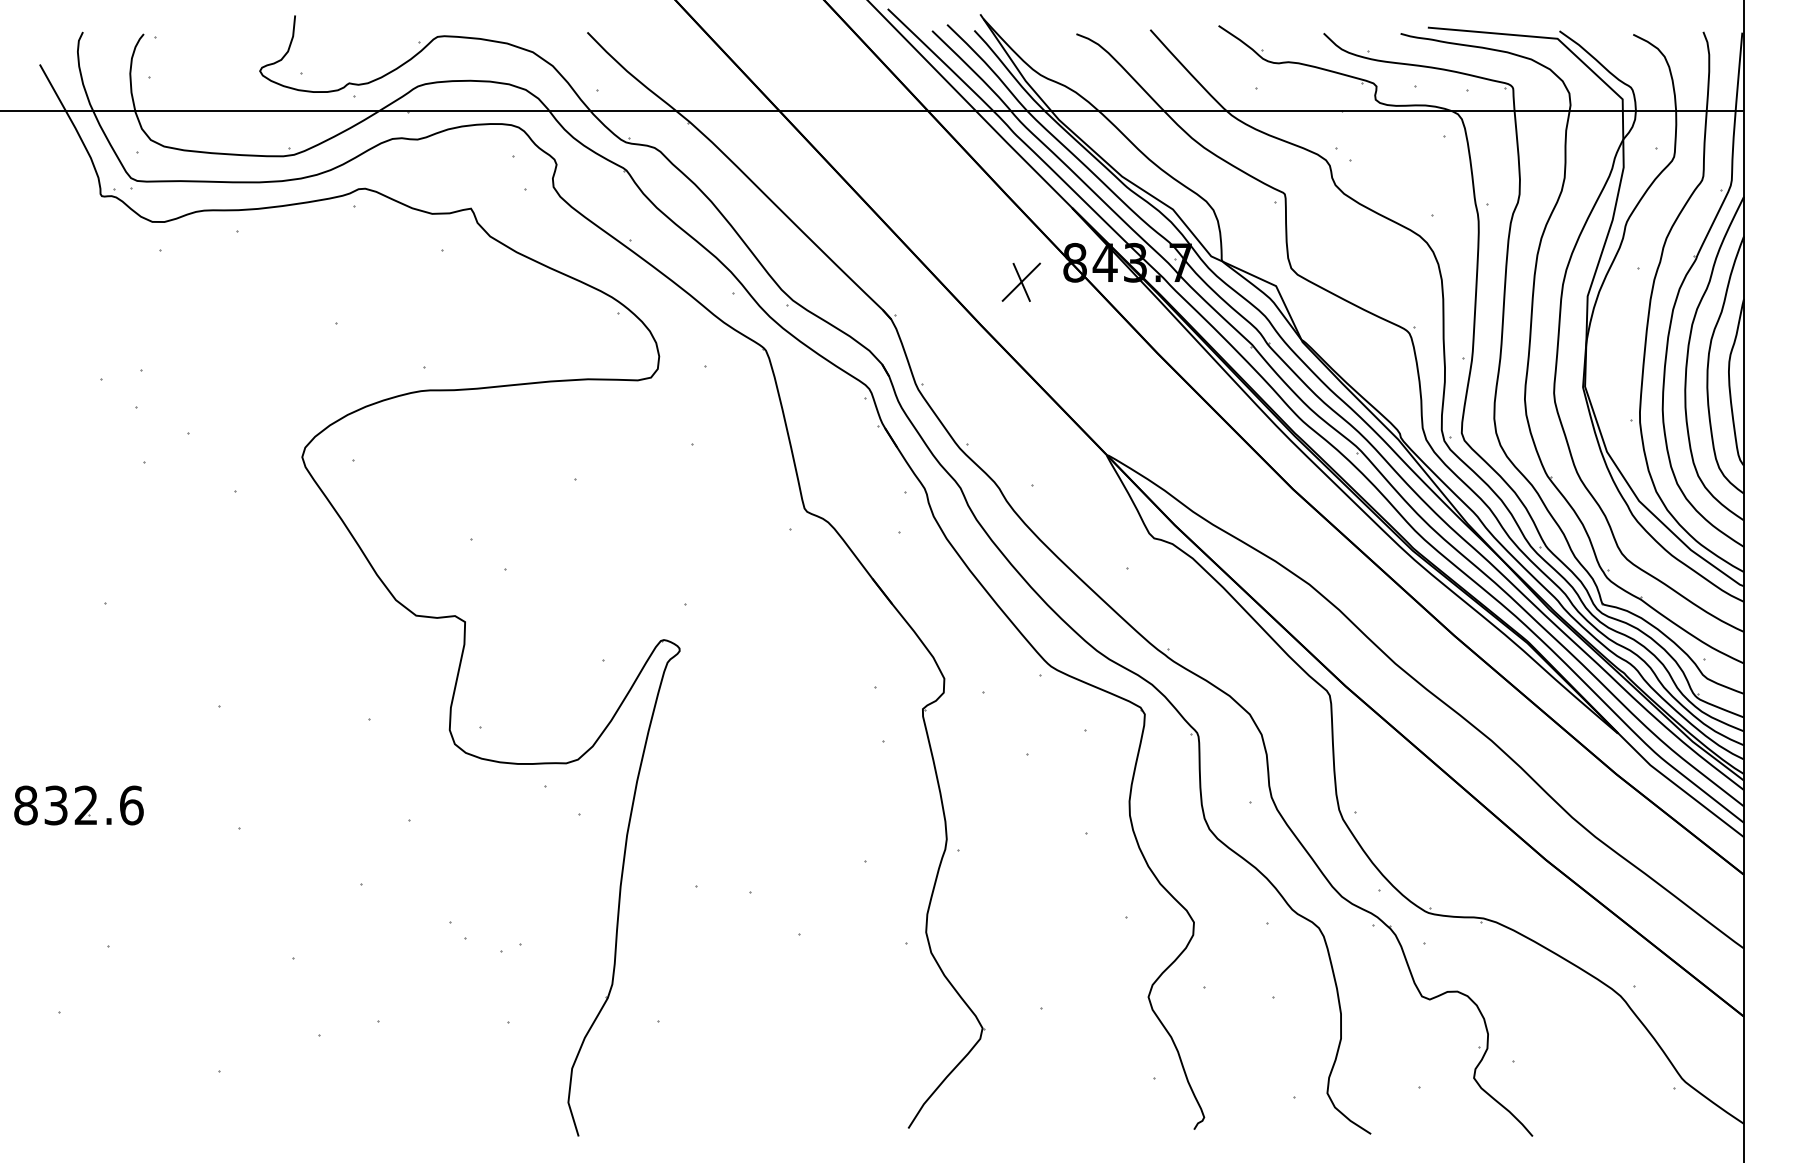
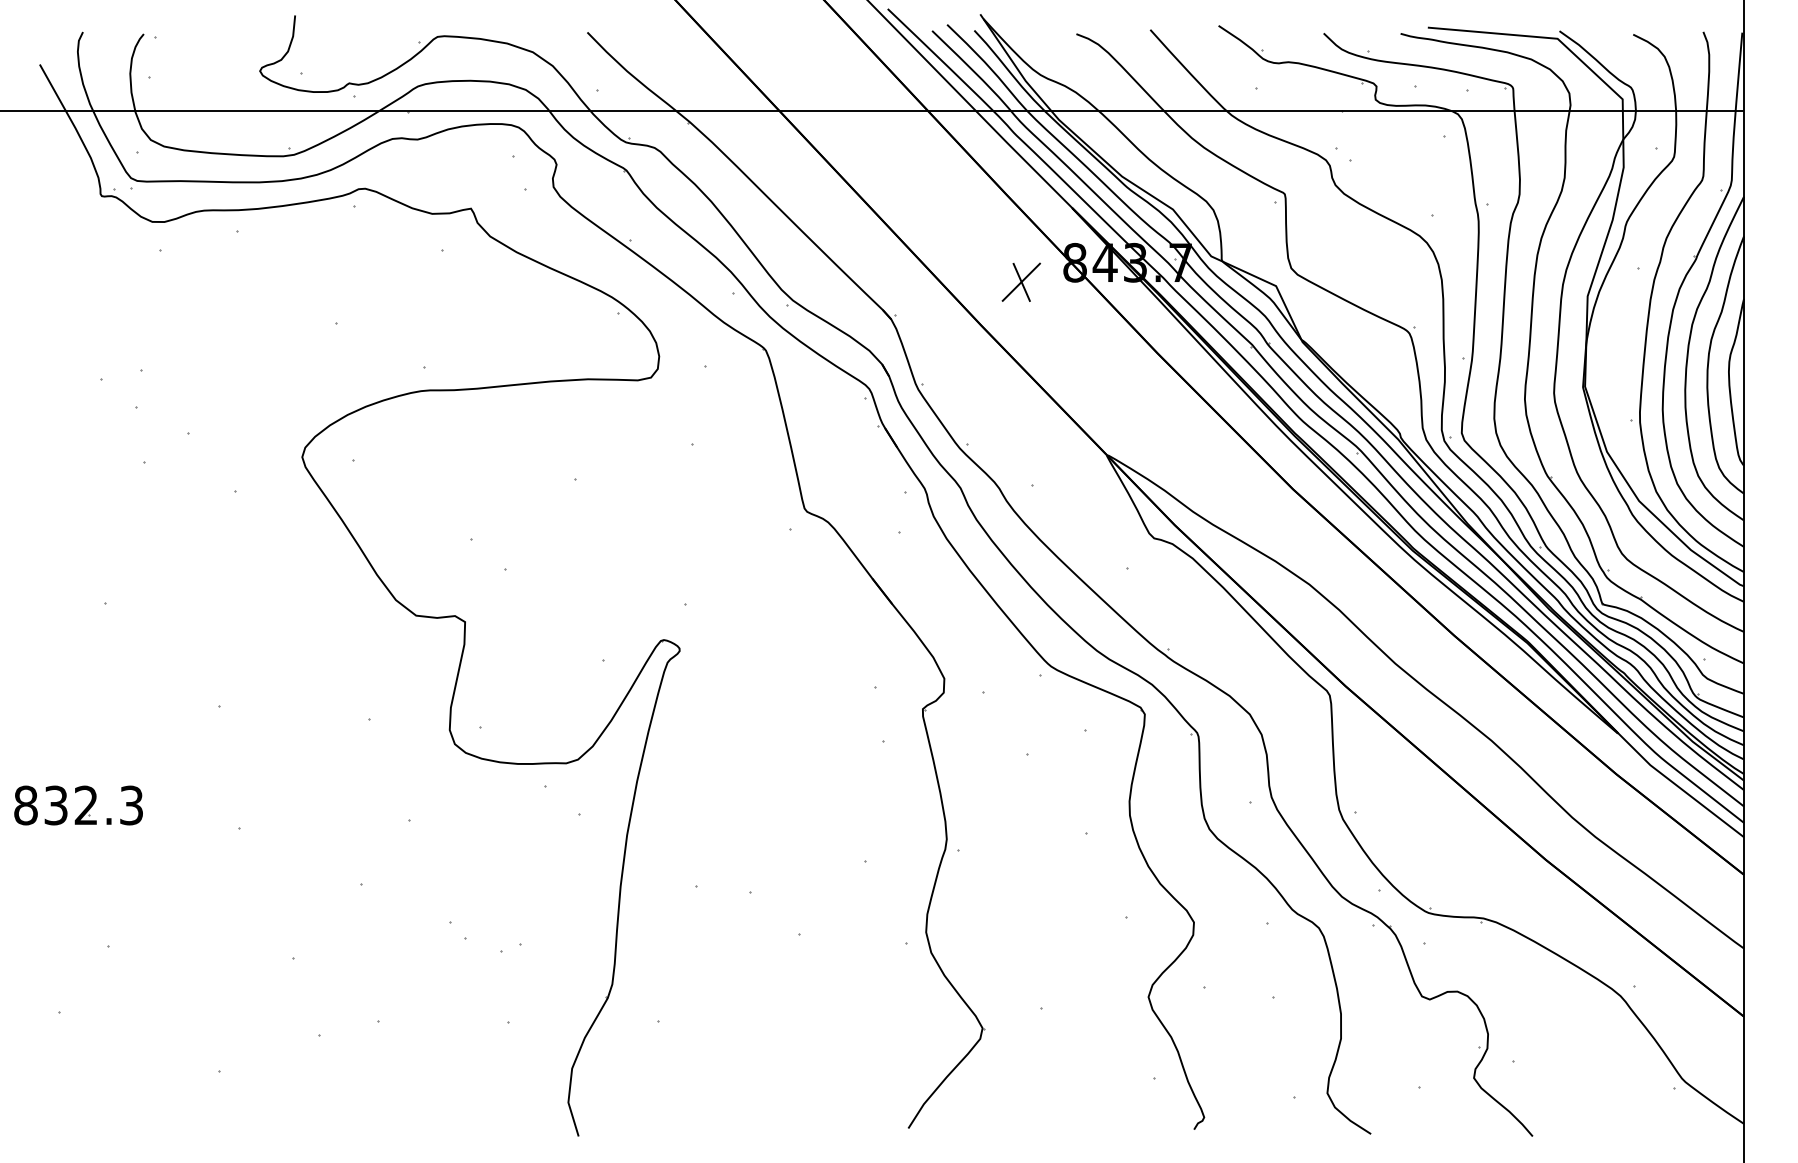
text: 832.6 -> 832.3 (131, 805)
